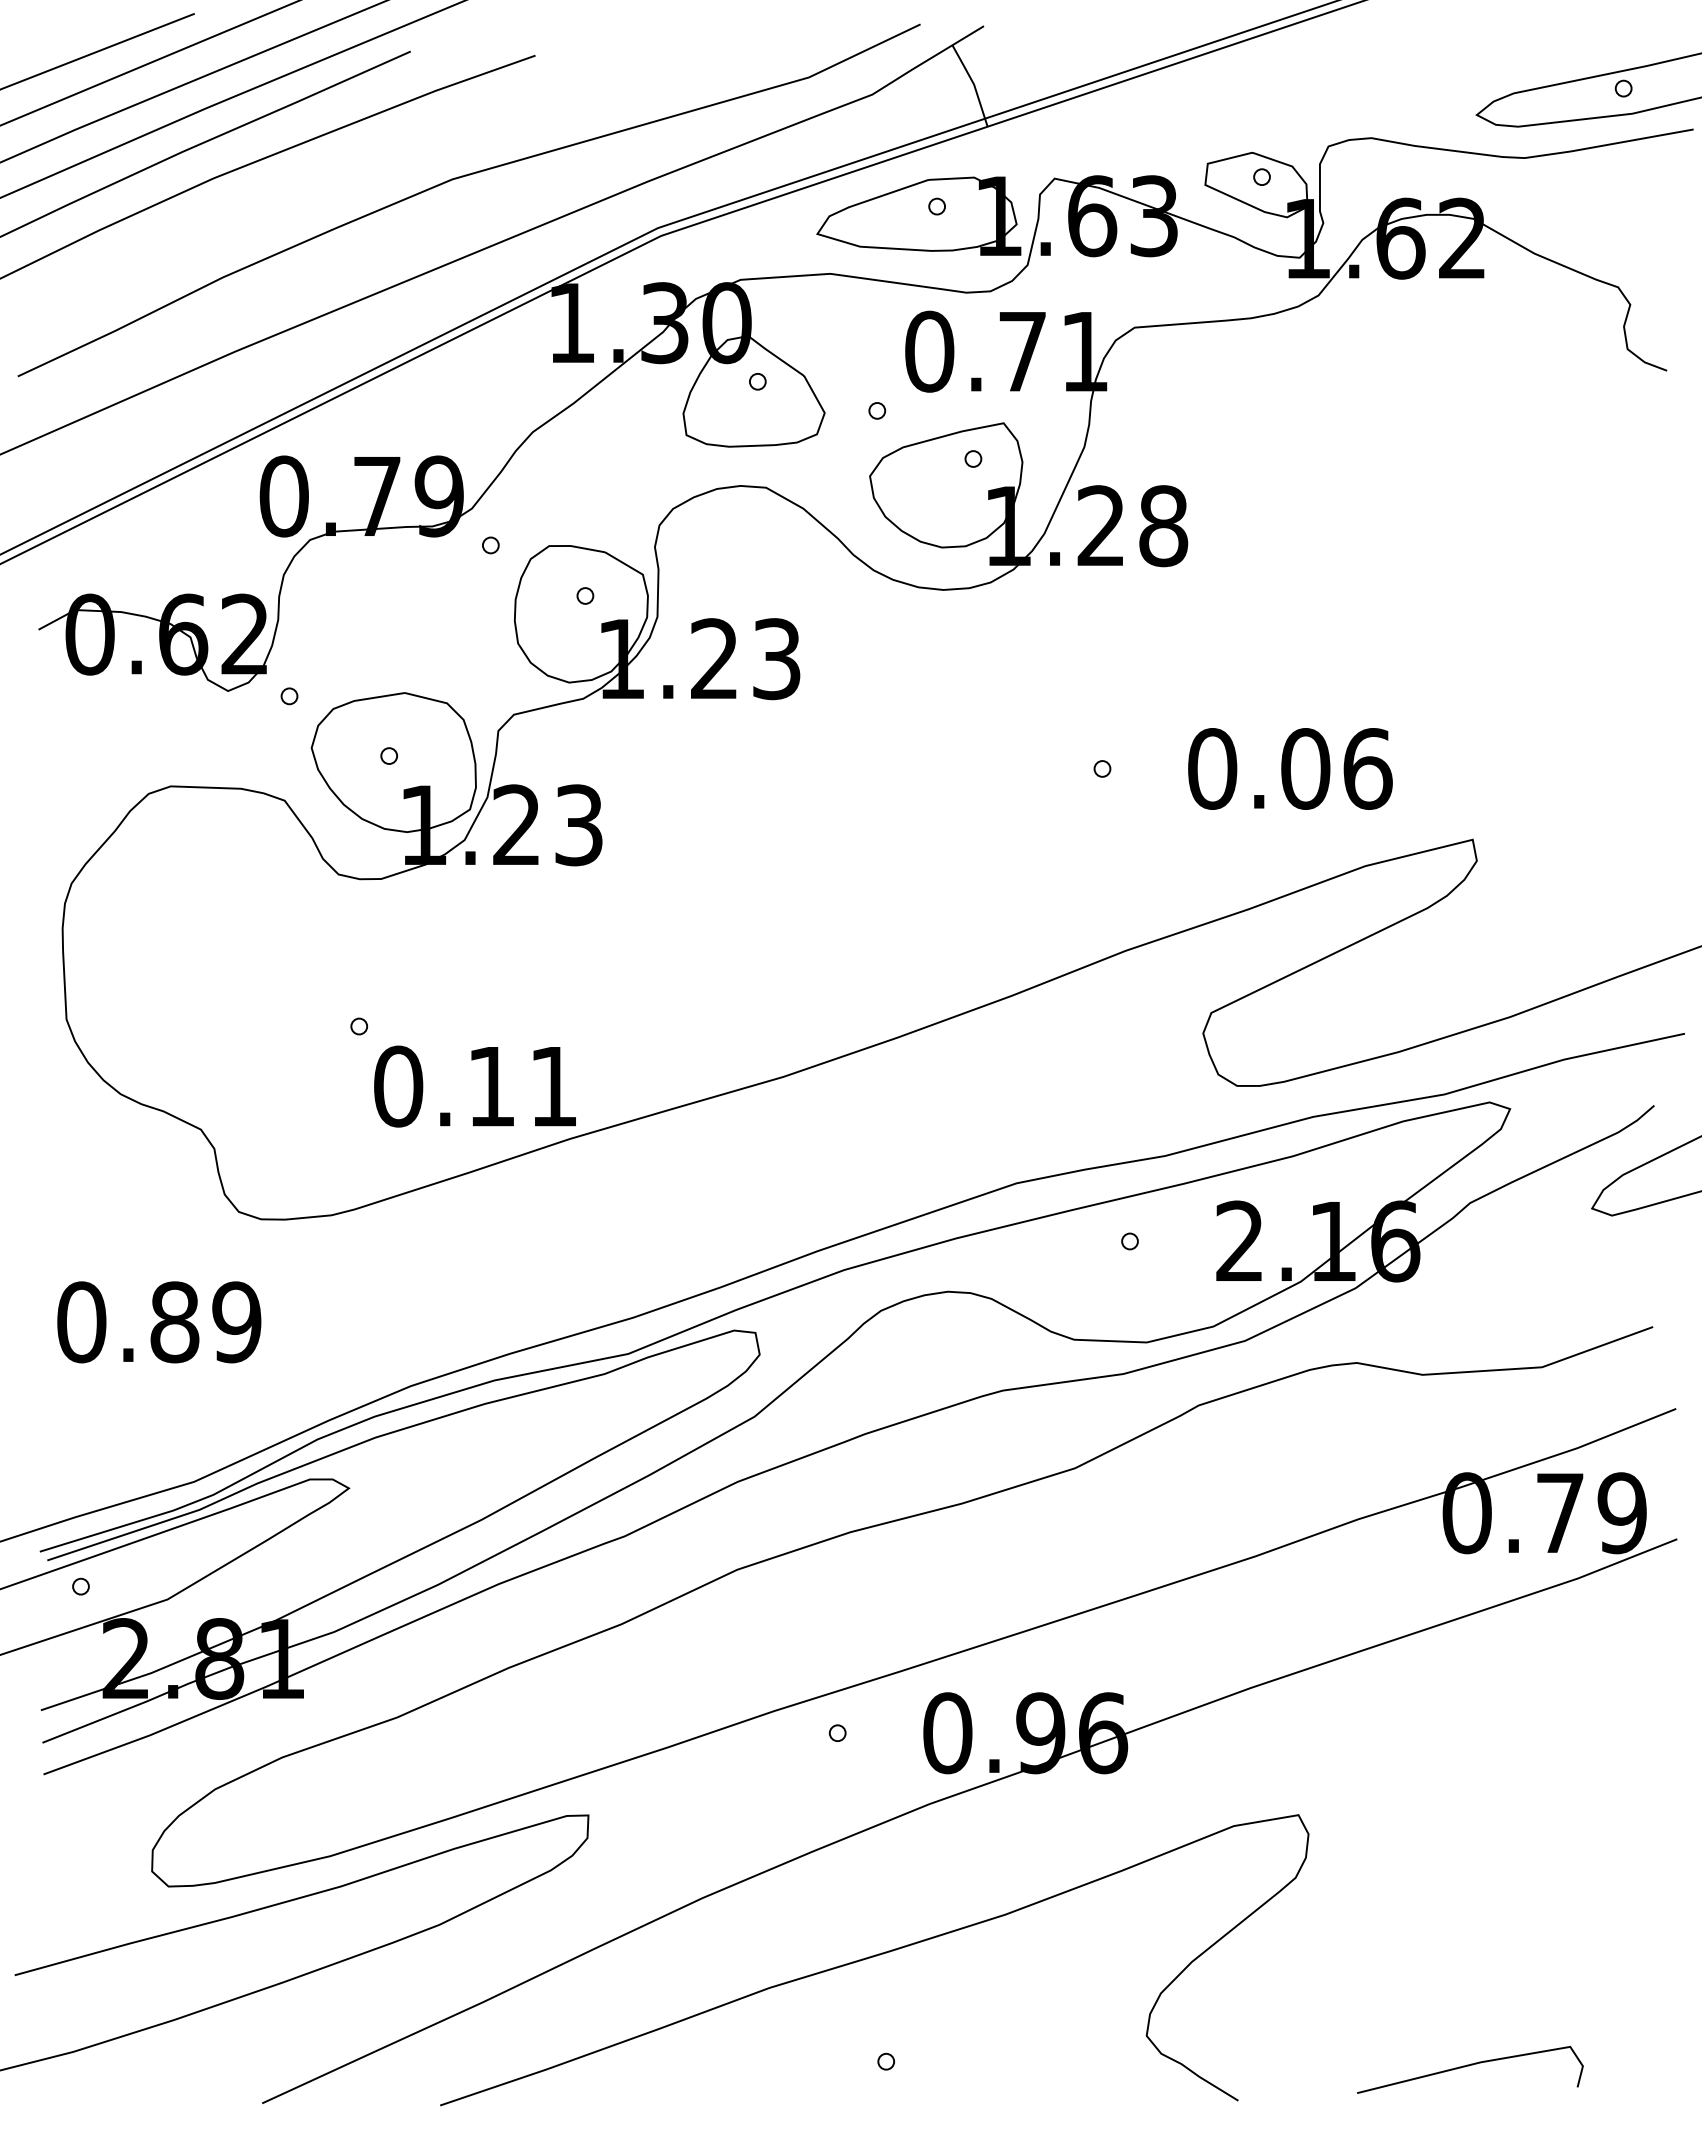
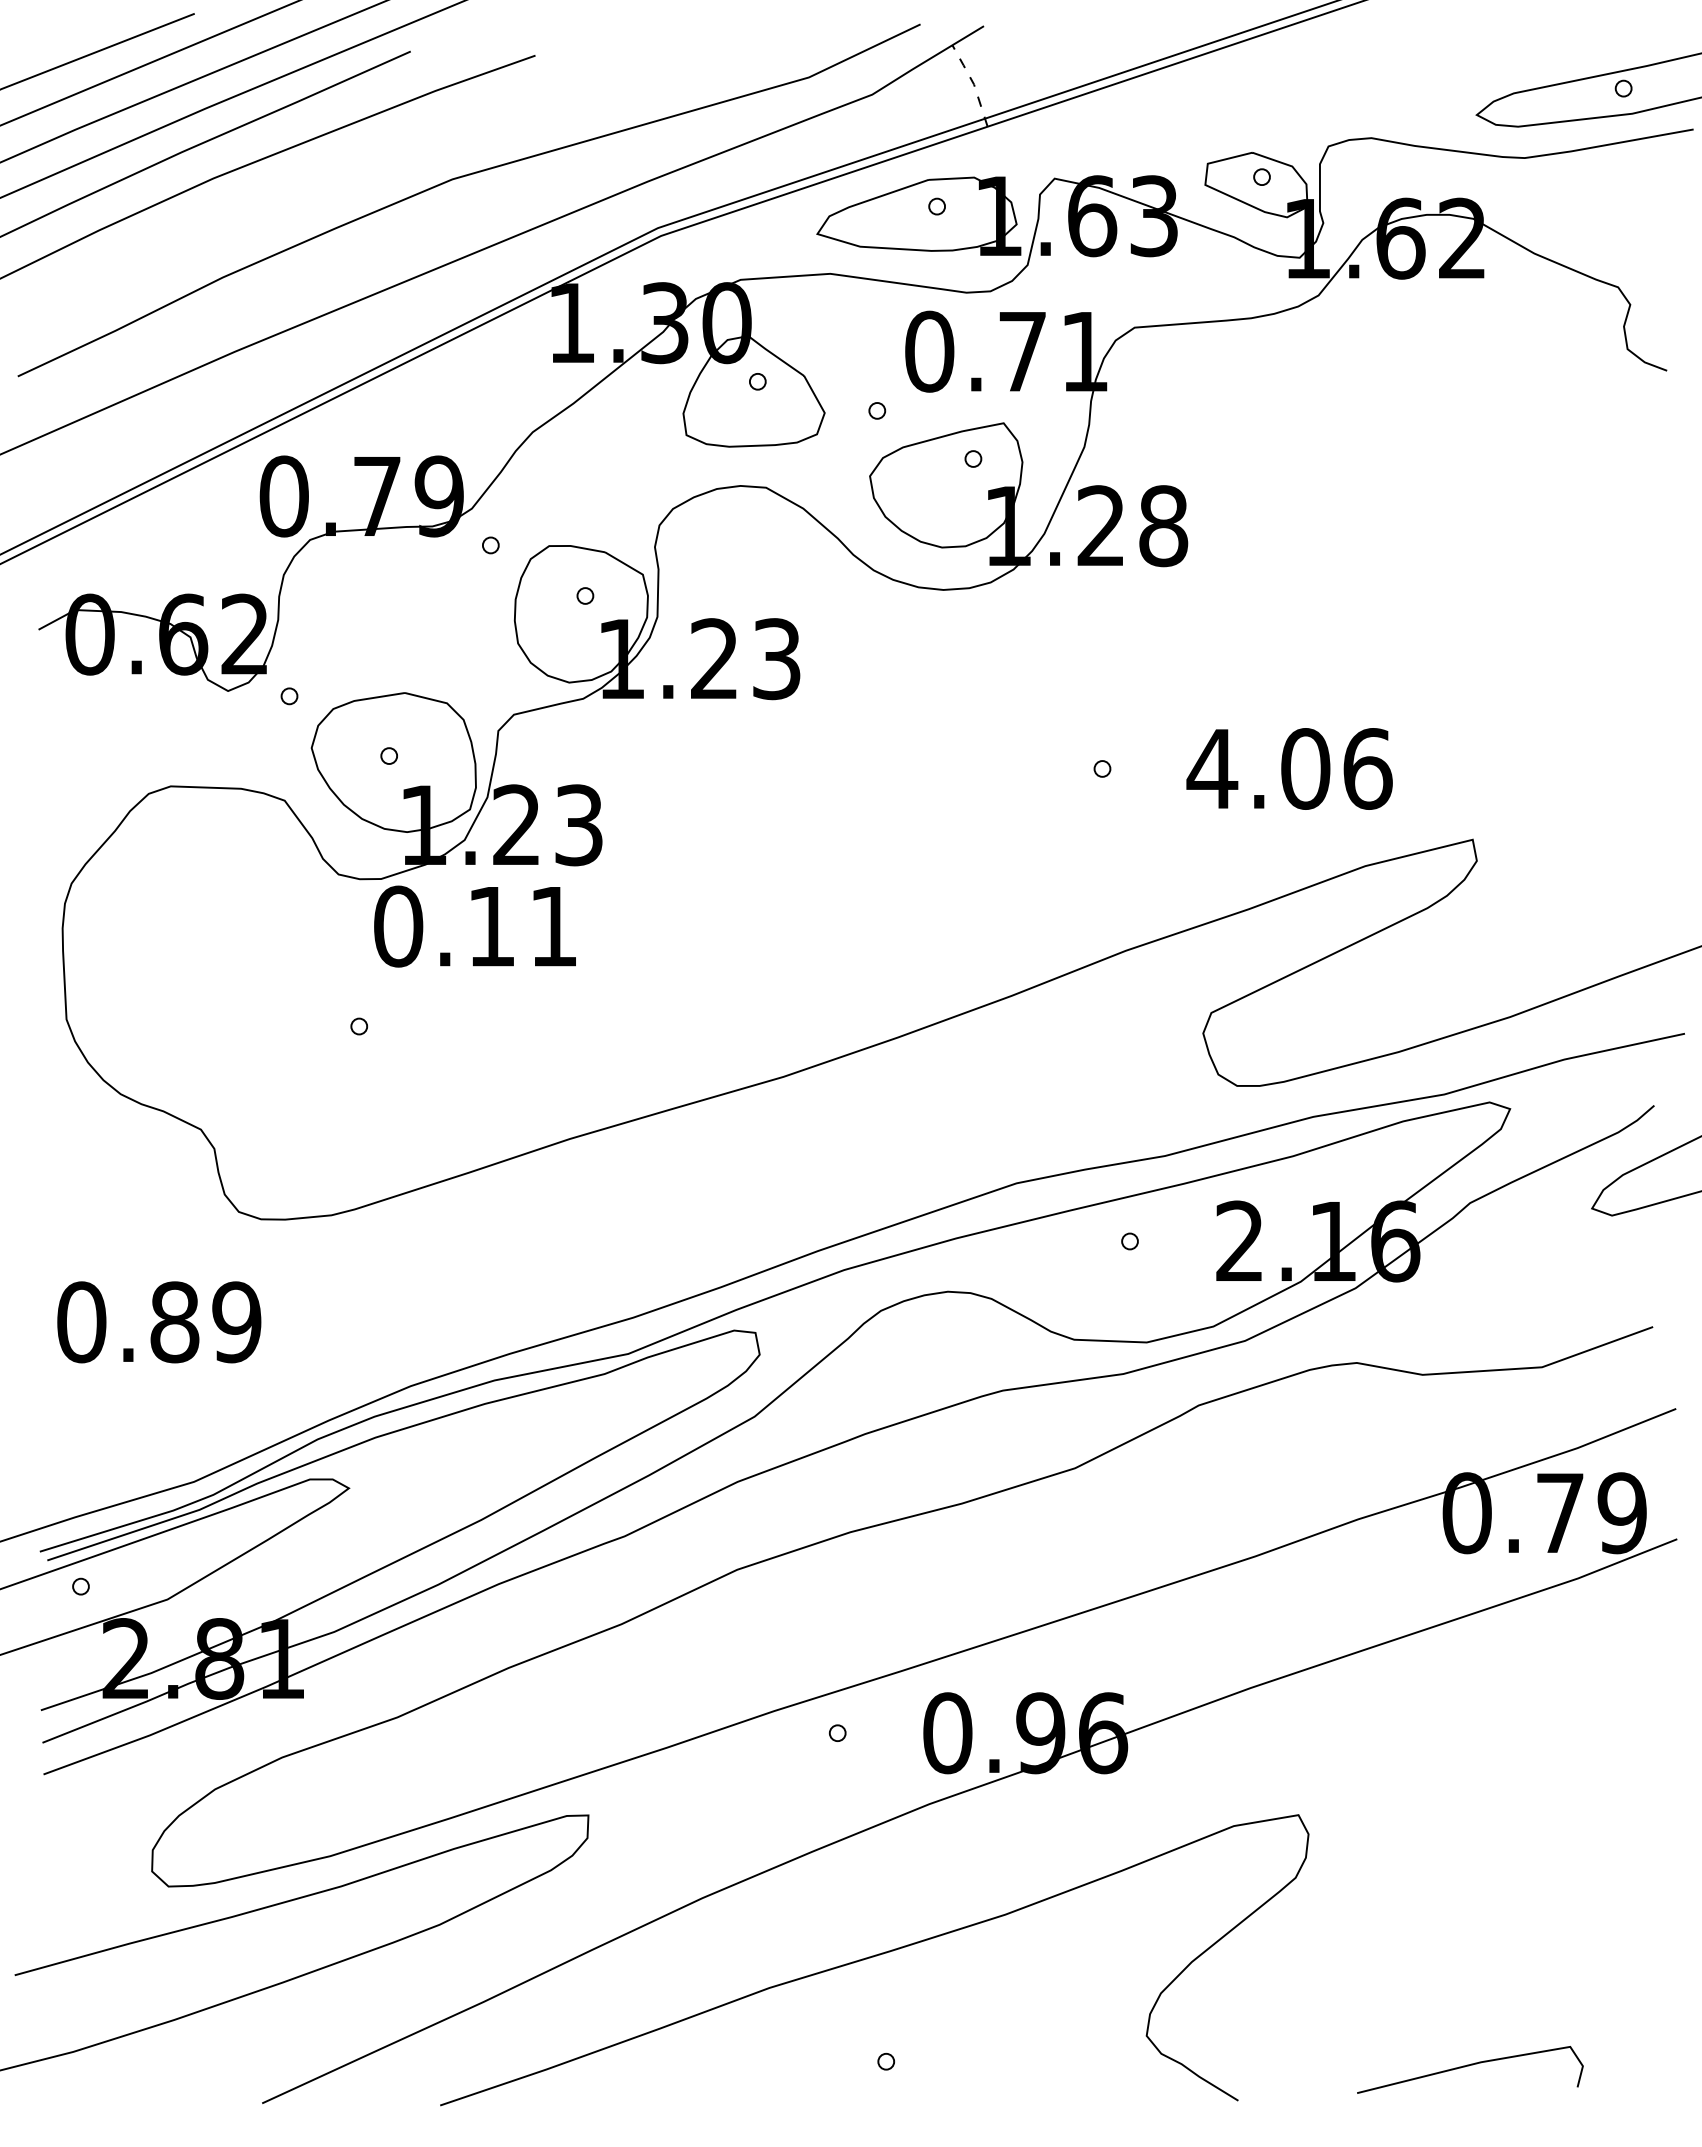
line: solid -> dashed (973, 83)
text: 0.06 -> 4.06 (1212, 768)
text position: (474, 1086) -> (474, 926) (474, 926)
